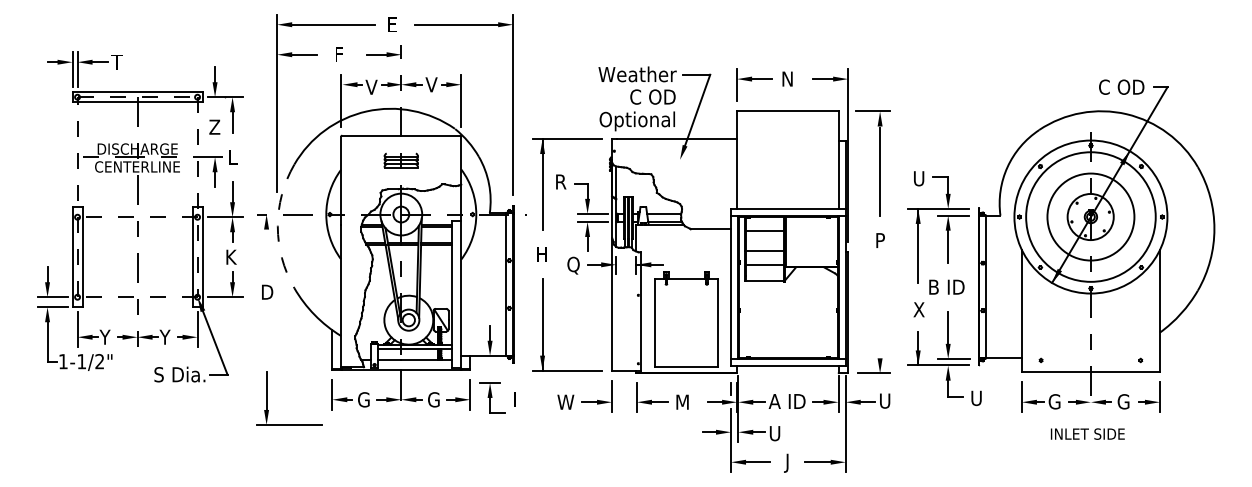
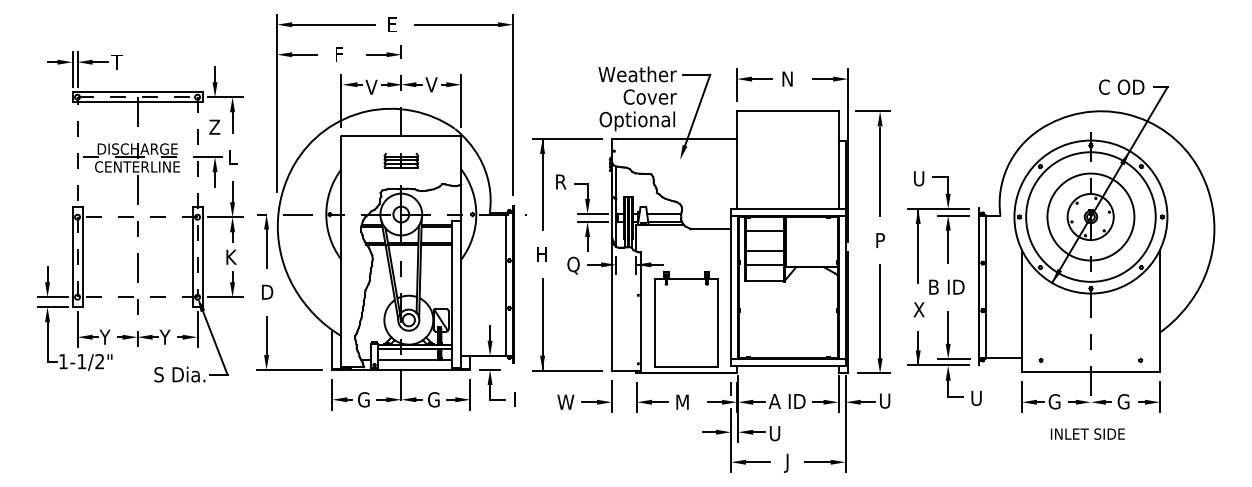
text: C OD -> Cover (649, 96)
arc: dashed -> solid (277, 226)
line: none -> present (266, 248)
line: none -> present (880, 311)
part position: (492, 397) -> (492, 384) (492, 384)
part position: (267, 398) -> (267, 343) (267, 343)
